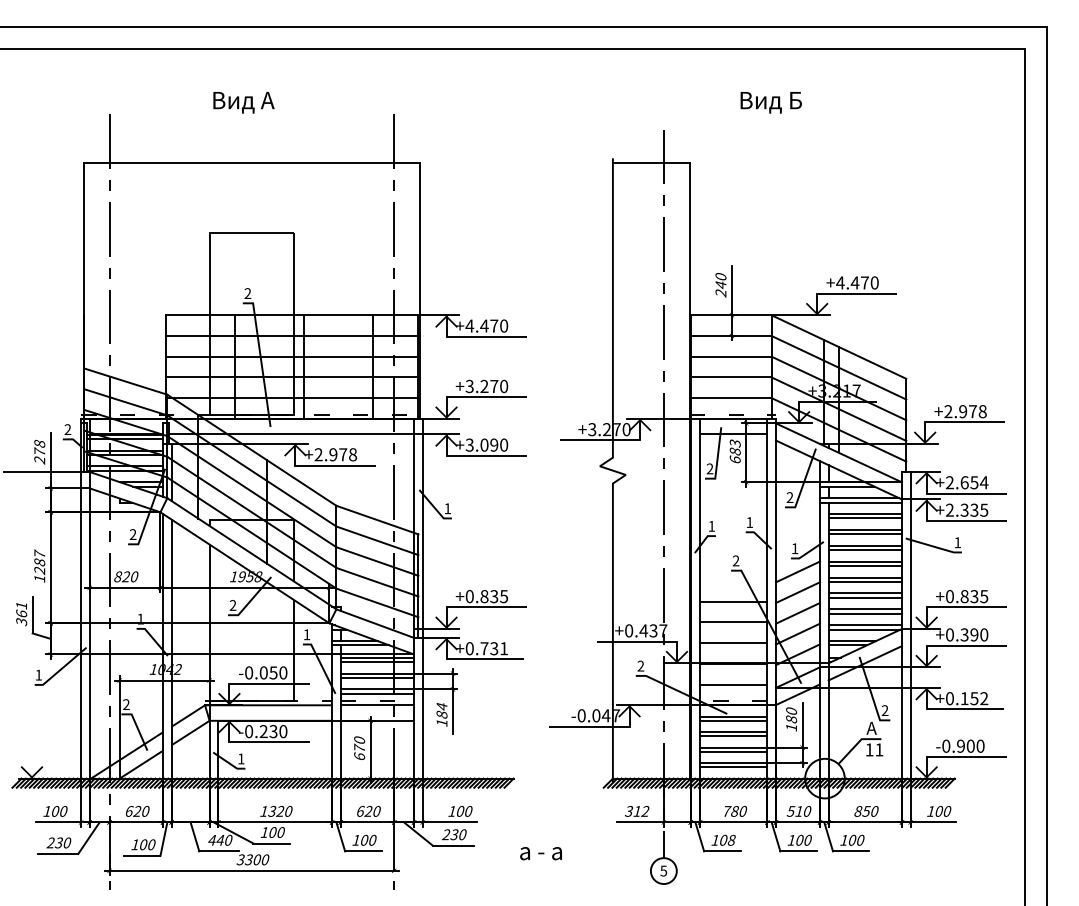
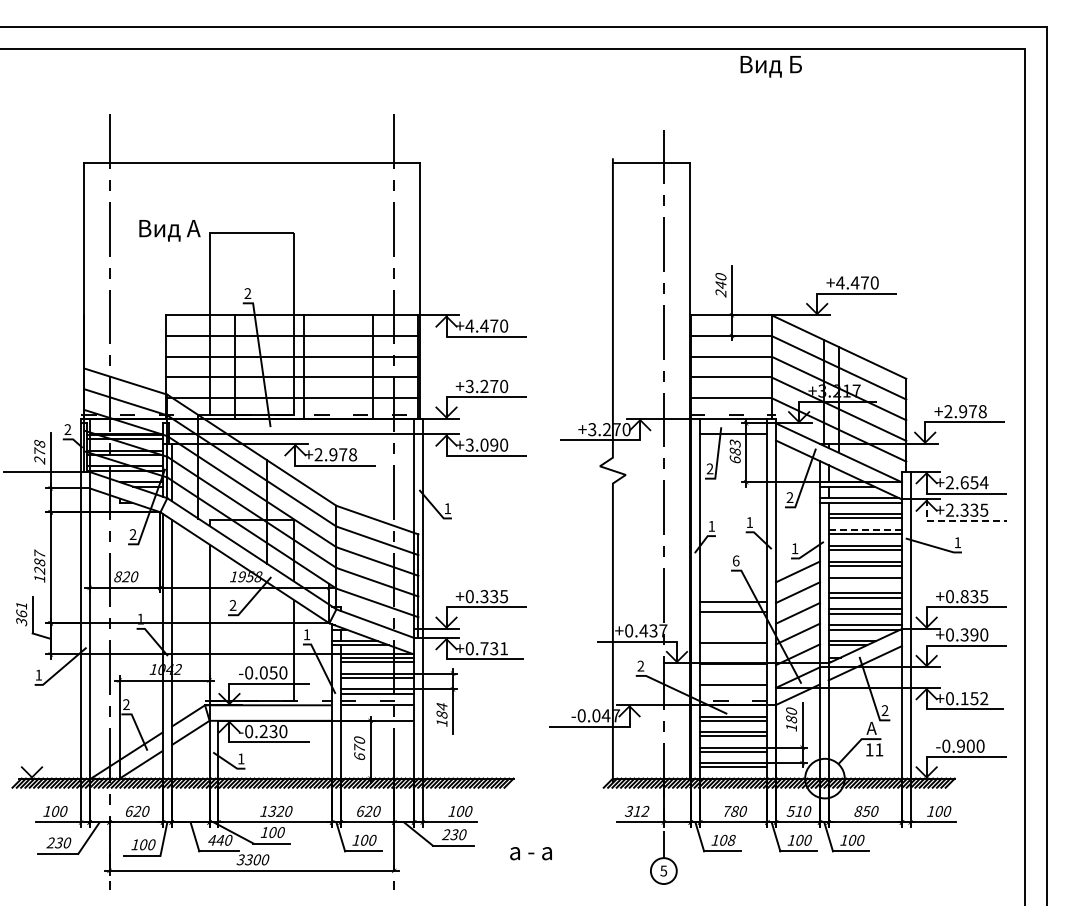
text position: (243, 102) -> (169, 230) (169, 230)
text position: (770, 102) -> (770, 66) (770, 66)
line: solid -> dashed (955, 521)
line: solid -> dashed (865, 529)
text: 2 -> 6 (735, 560)
line: present -> none (864, 581)
text: +0.835 -> +0.335 (484, 596)
line position: (733, 622) -> (733, 612) (733, 612)
text position: (540, 853) -> (530, 853) (530, 853)
